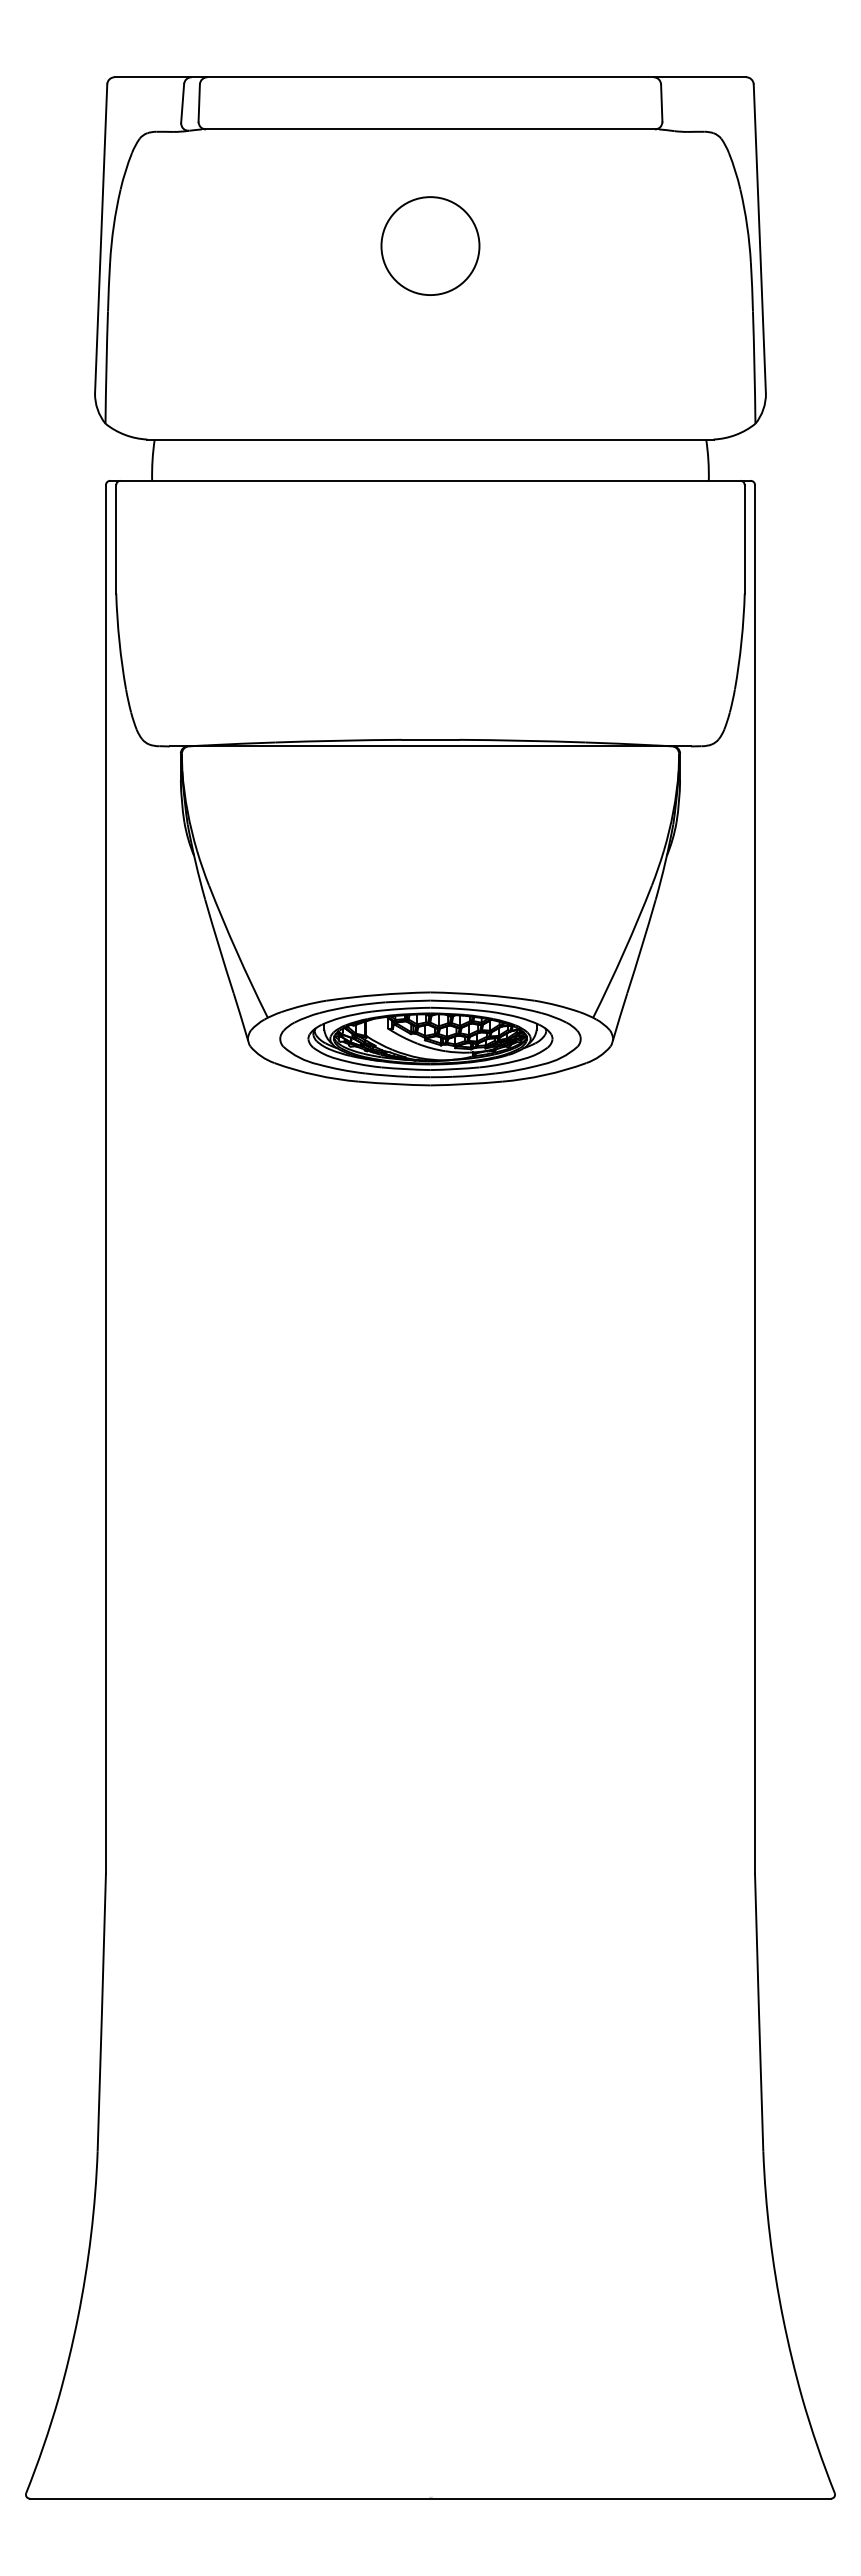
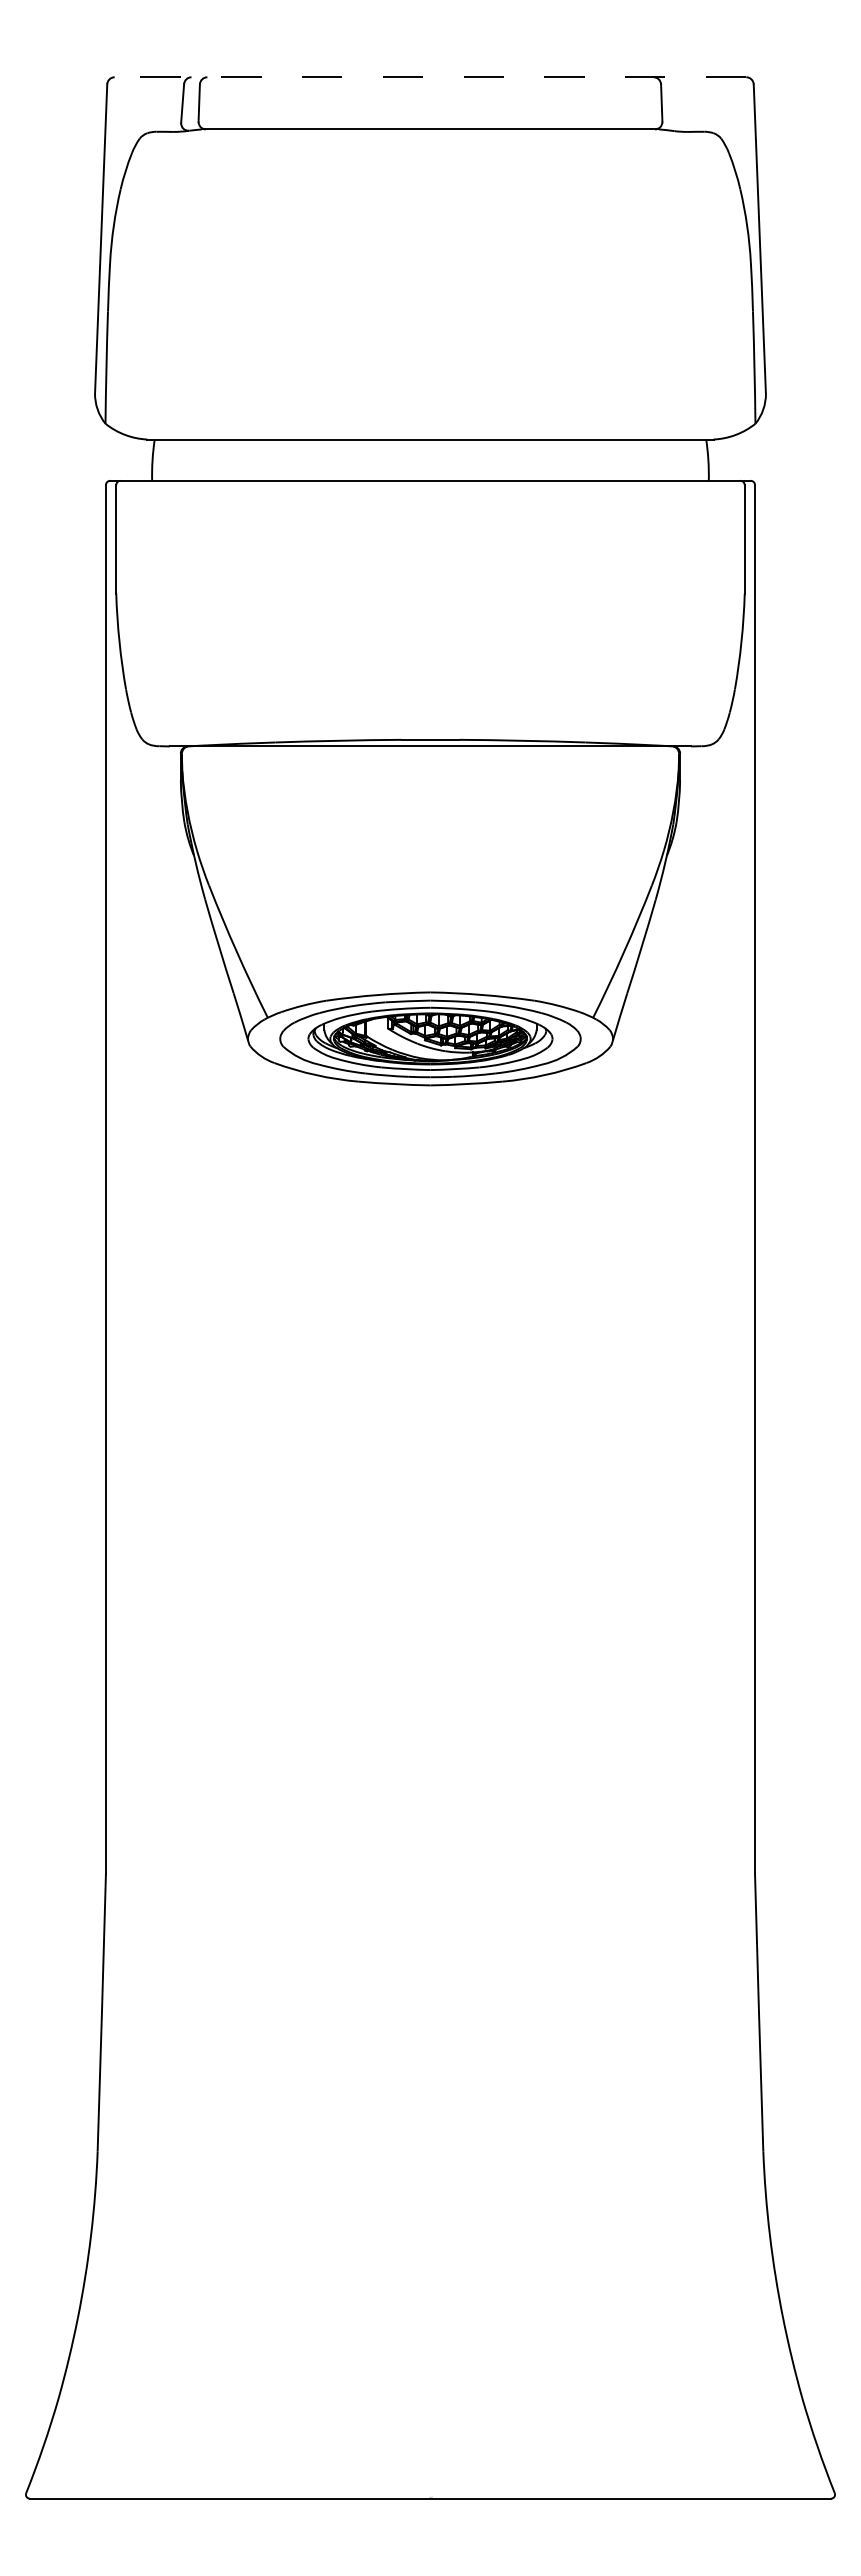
line: solid -> dashed (430, 77)
circle: present -> none (430, 245)
